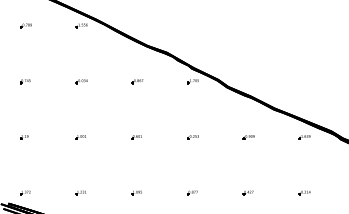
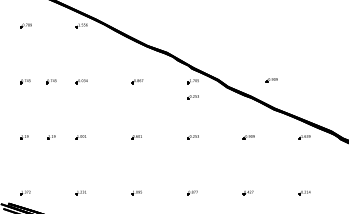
part: none -> present (271, 80)
part: none -> present (51, 81)
part: none -> present (192, 97)
part: none -> present (51, 137)
